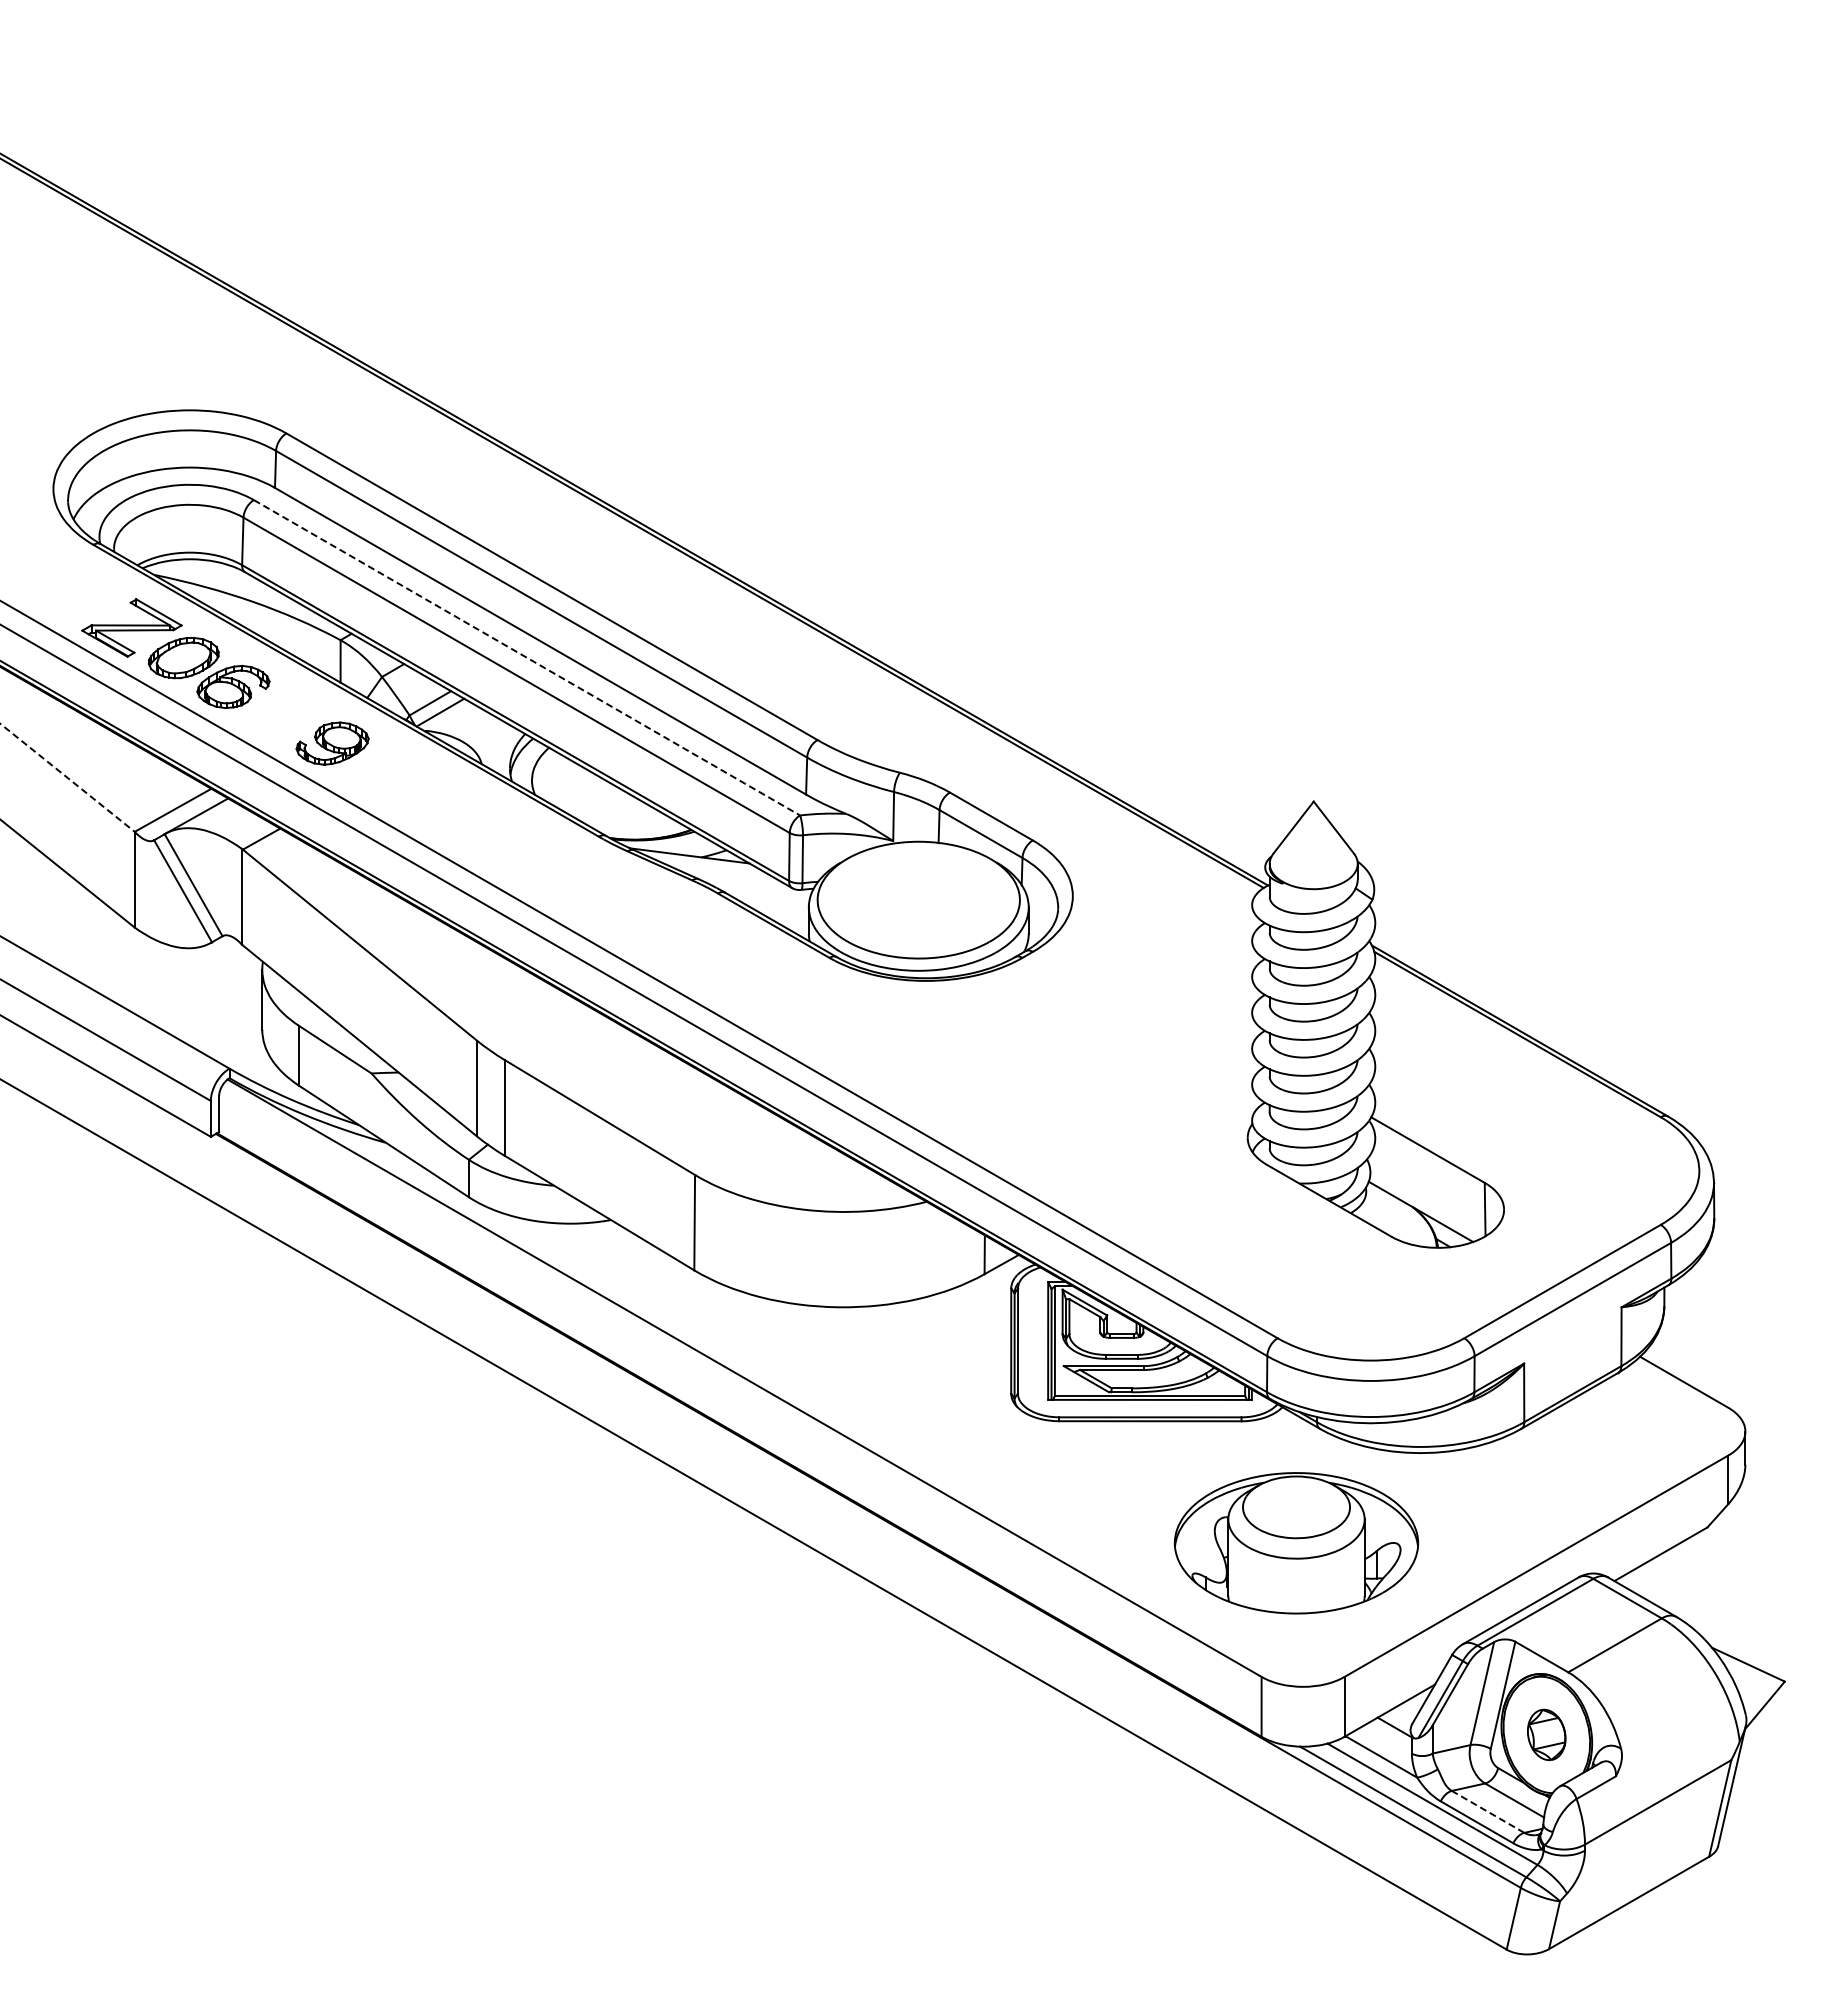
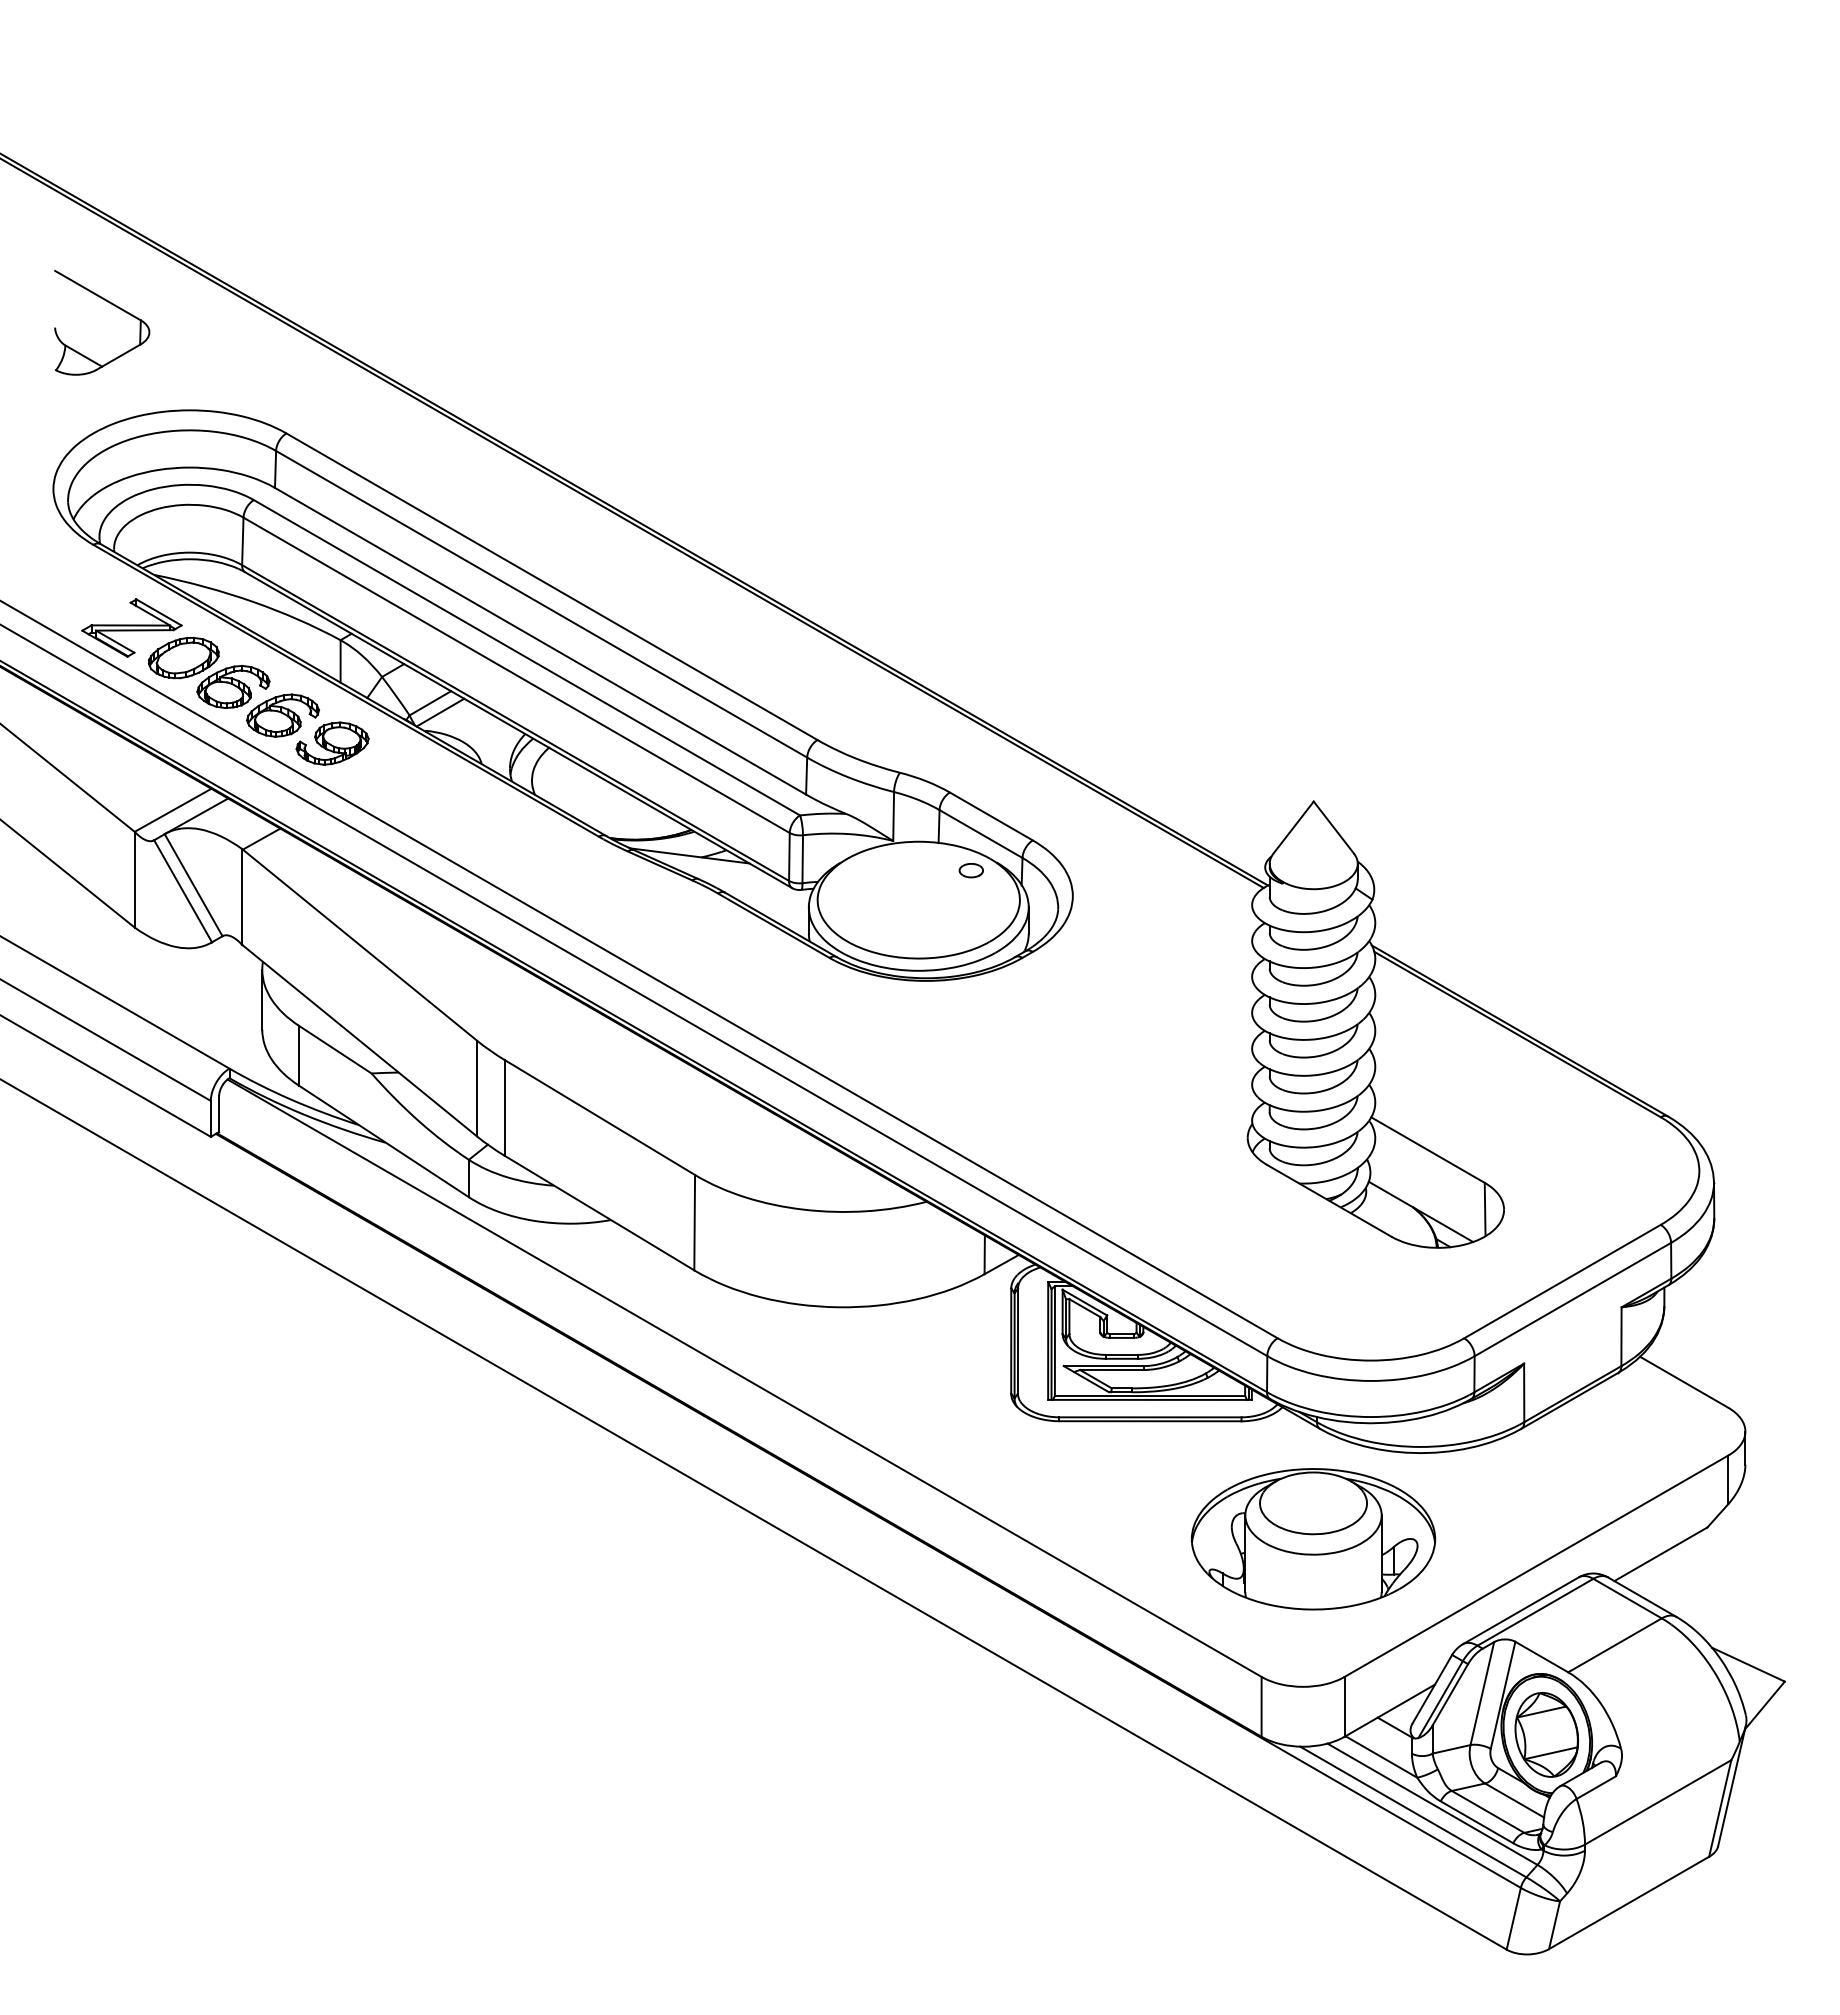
part: none -> present (112, 305)
line: dashed -> solid (527, 658)
part: none -> present (282, 715)
line: dashed -> solid (67, 778)
part: none -> present (970, 870)
part position: (1296, 1543) -> (1313, 1539) (1313, 1539)
part size: 40x54 px -> 65x86 px (1546, 1734)
line: dashed -> solid (1488, 1811)
